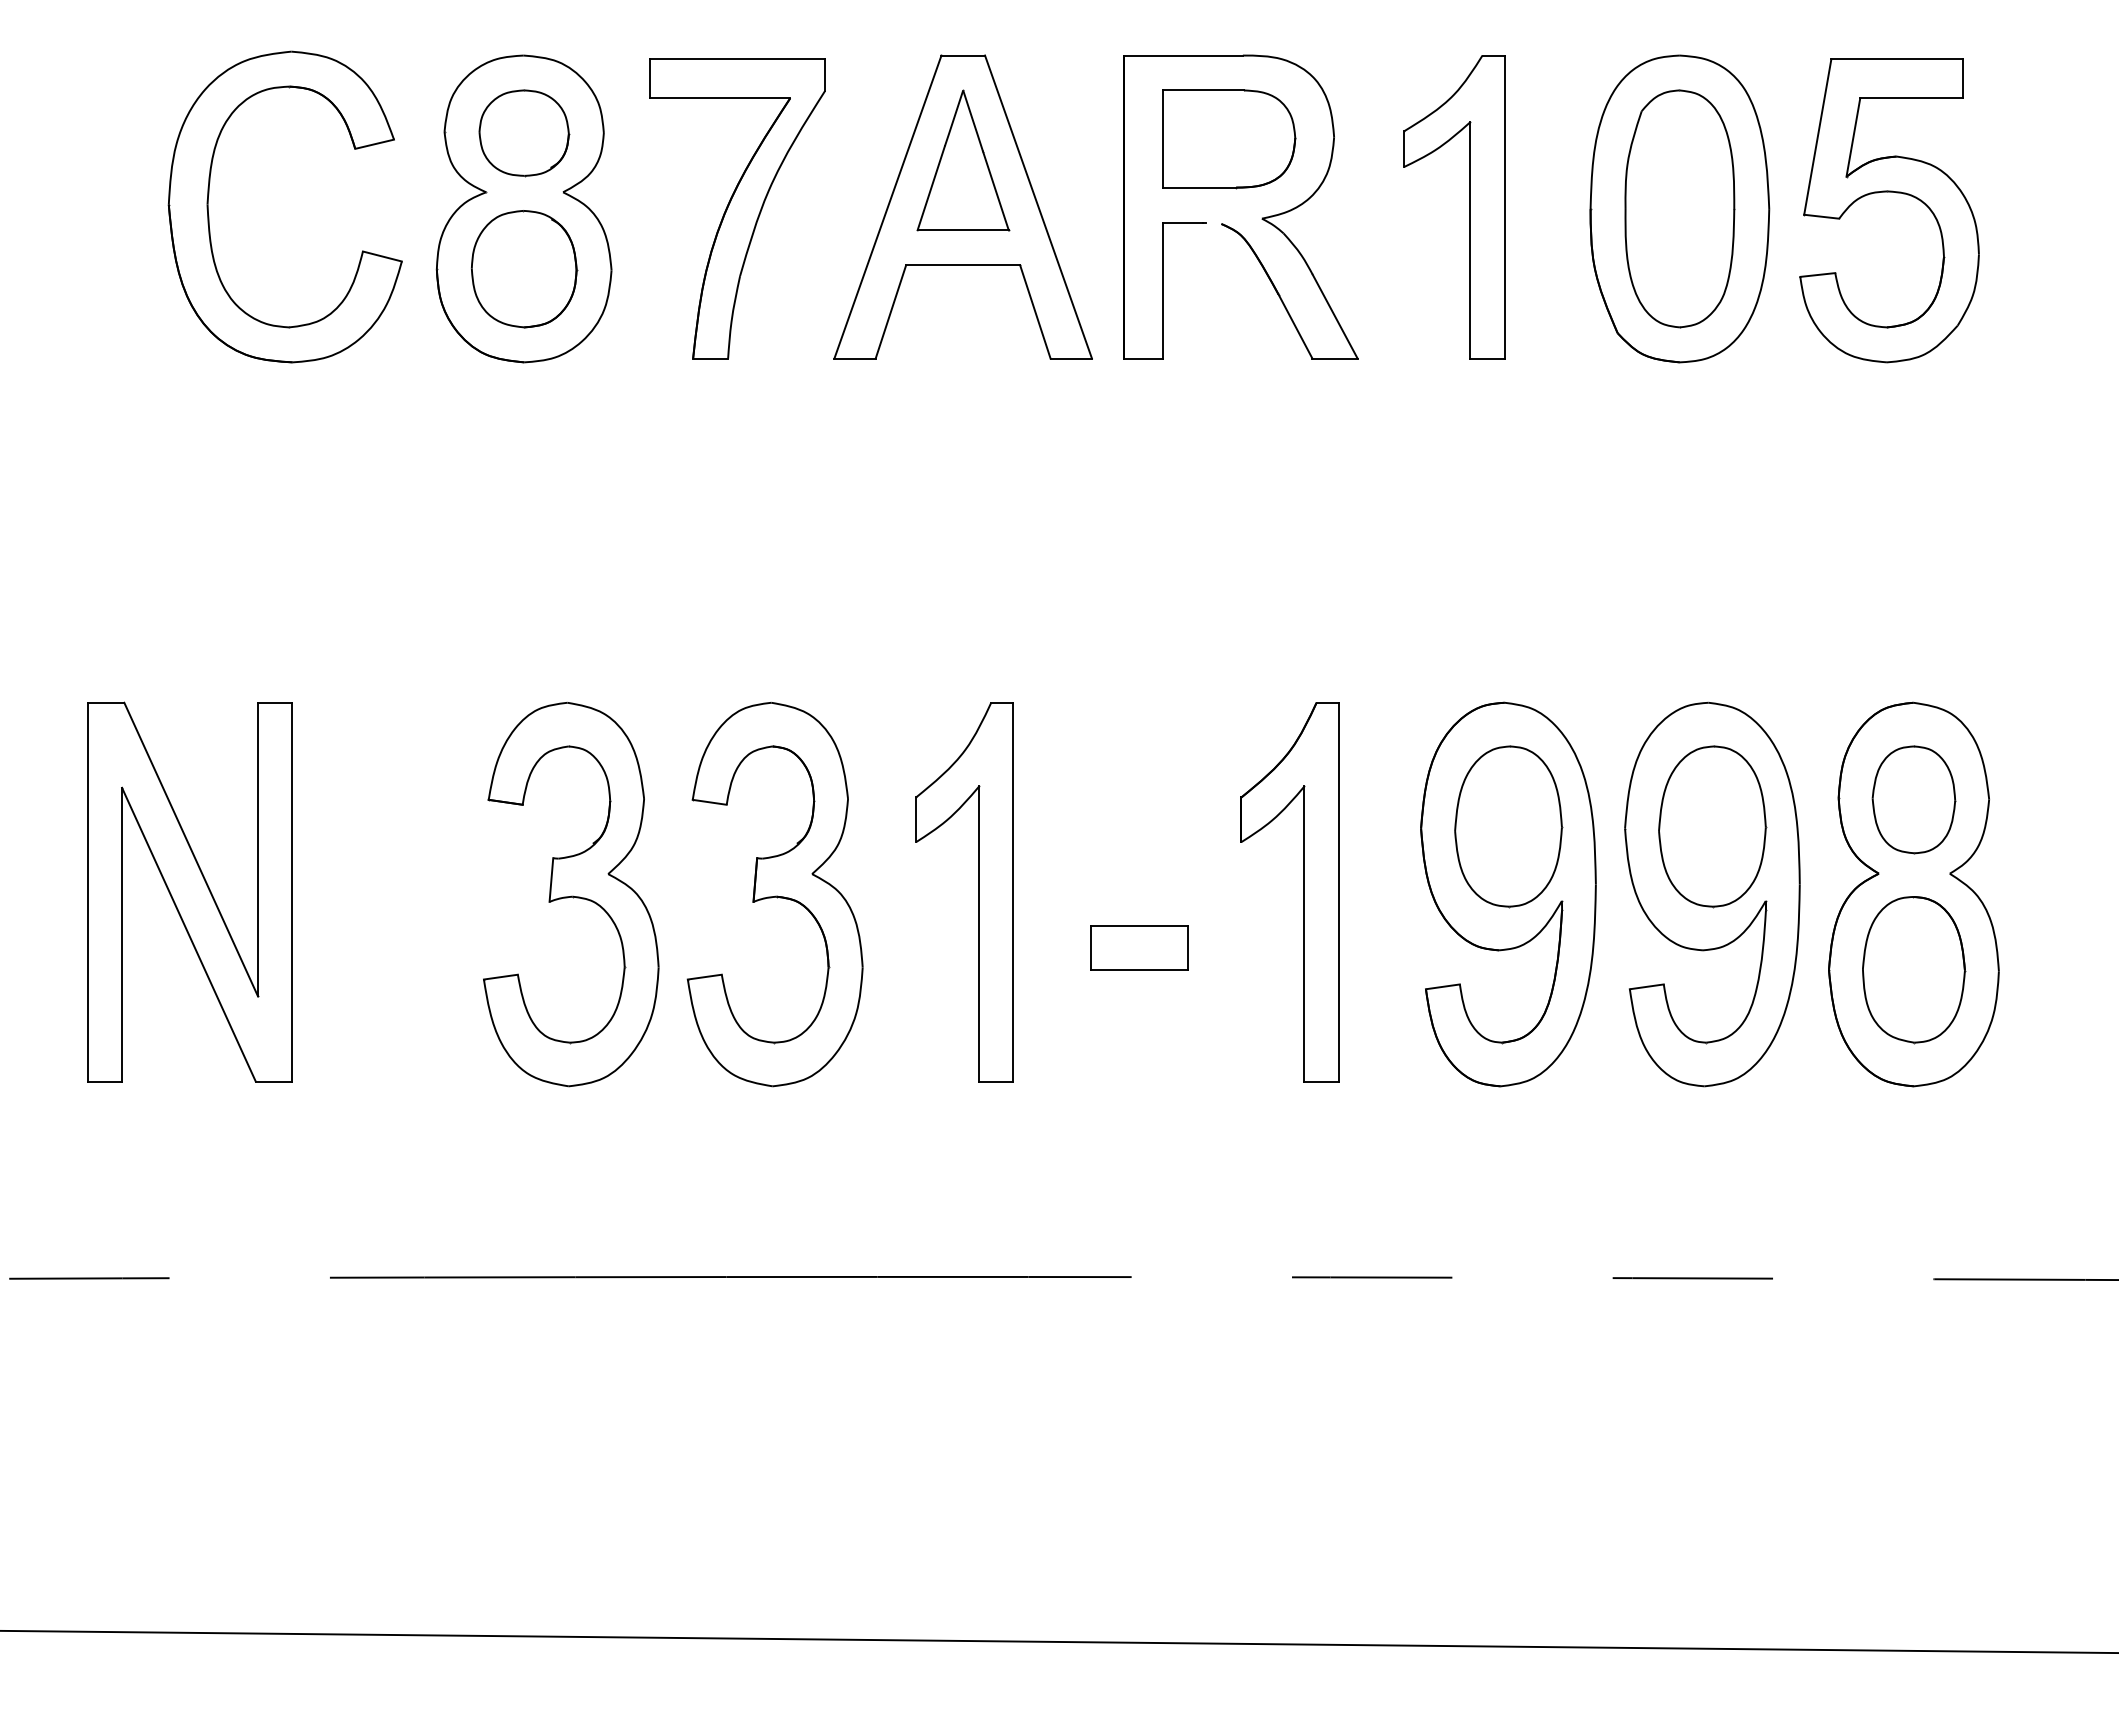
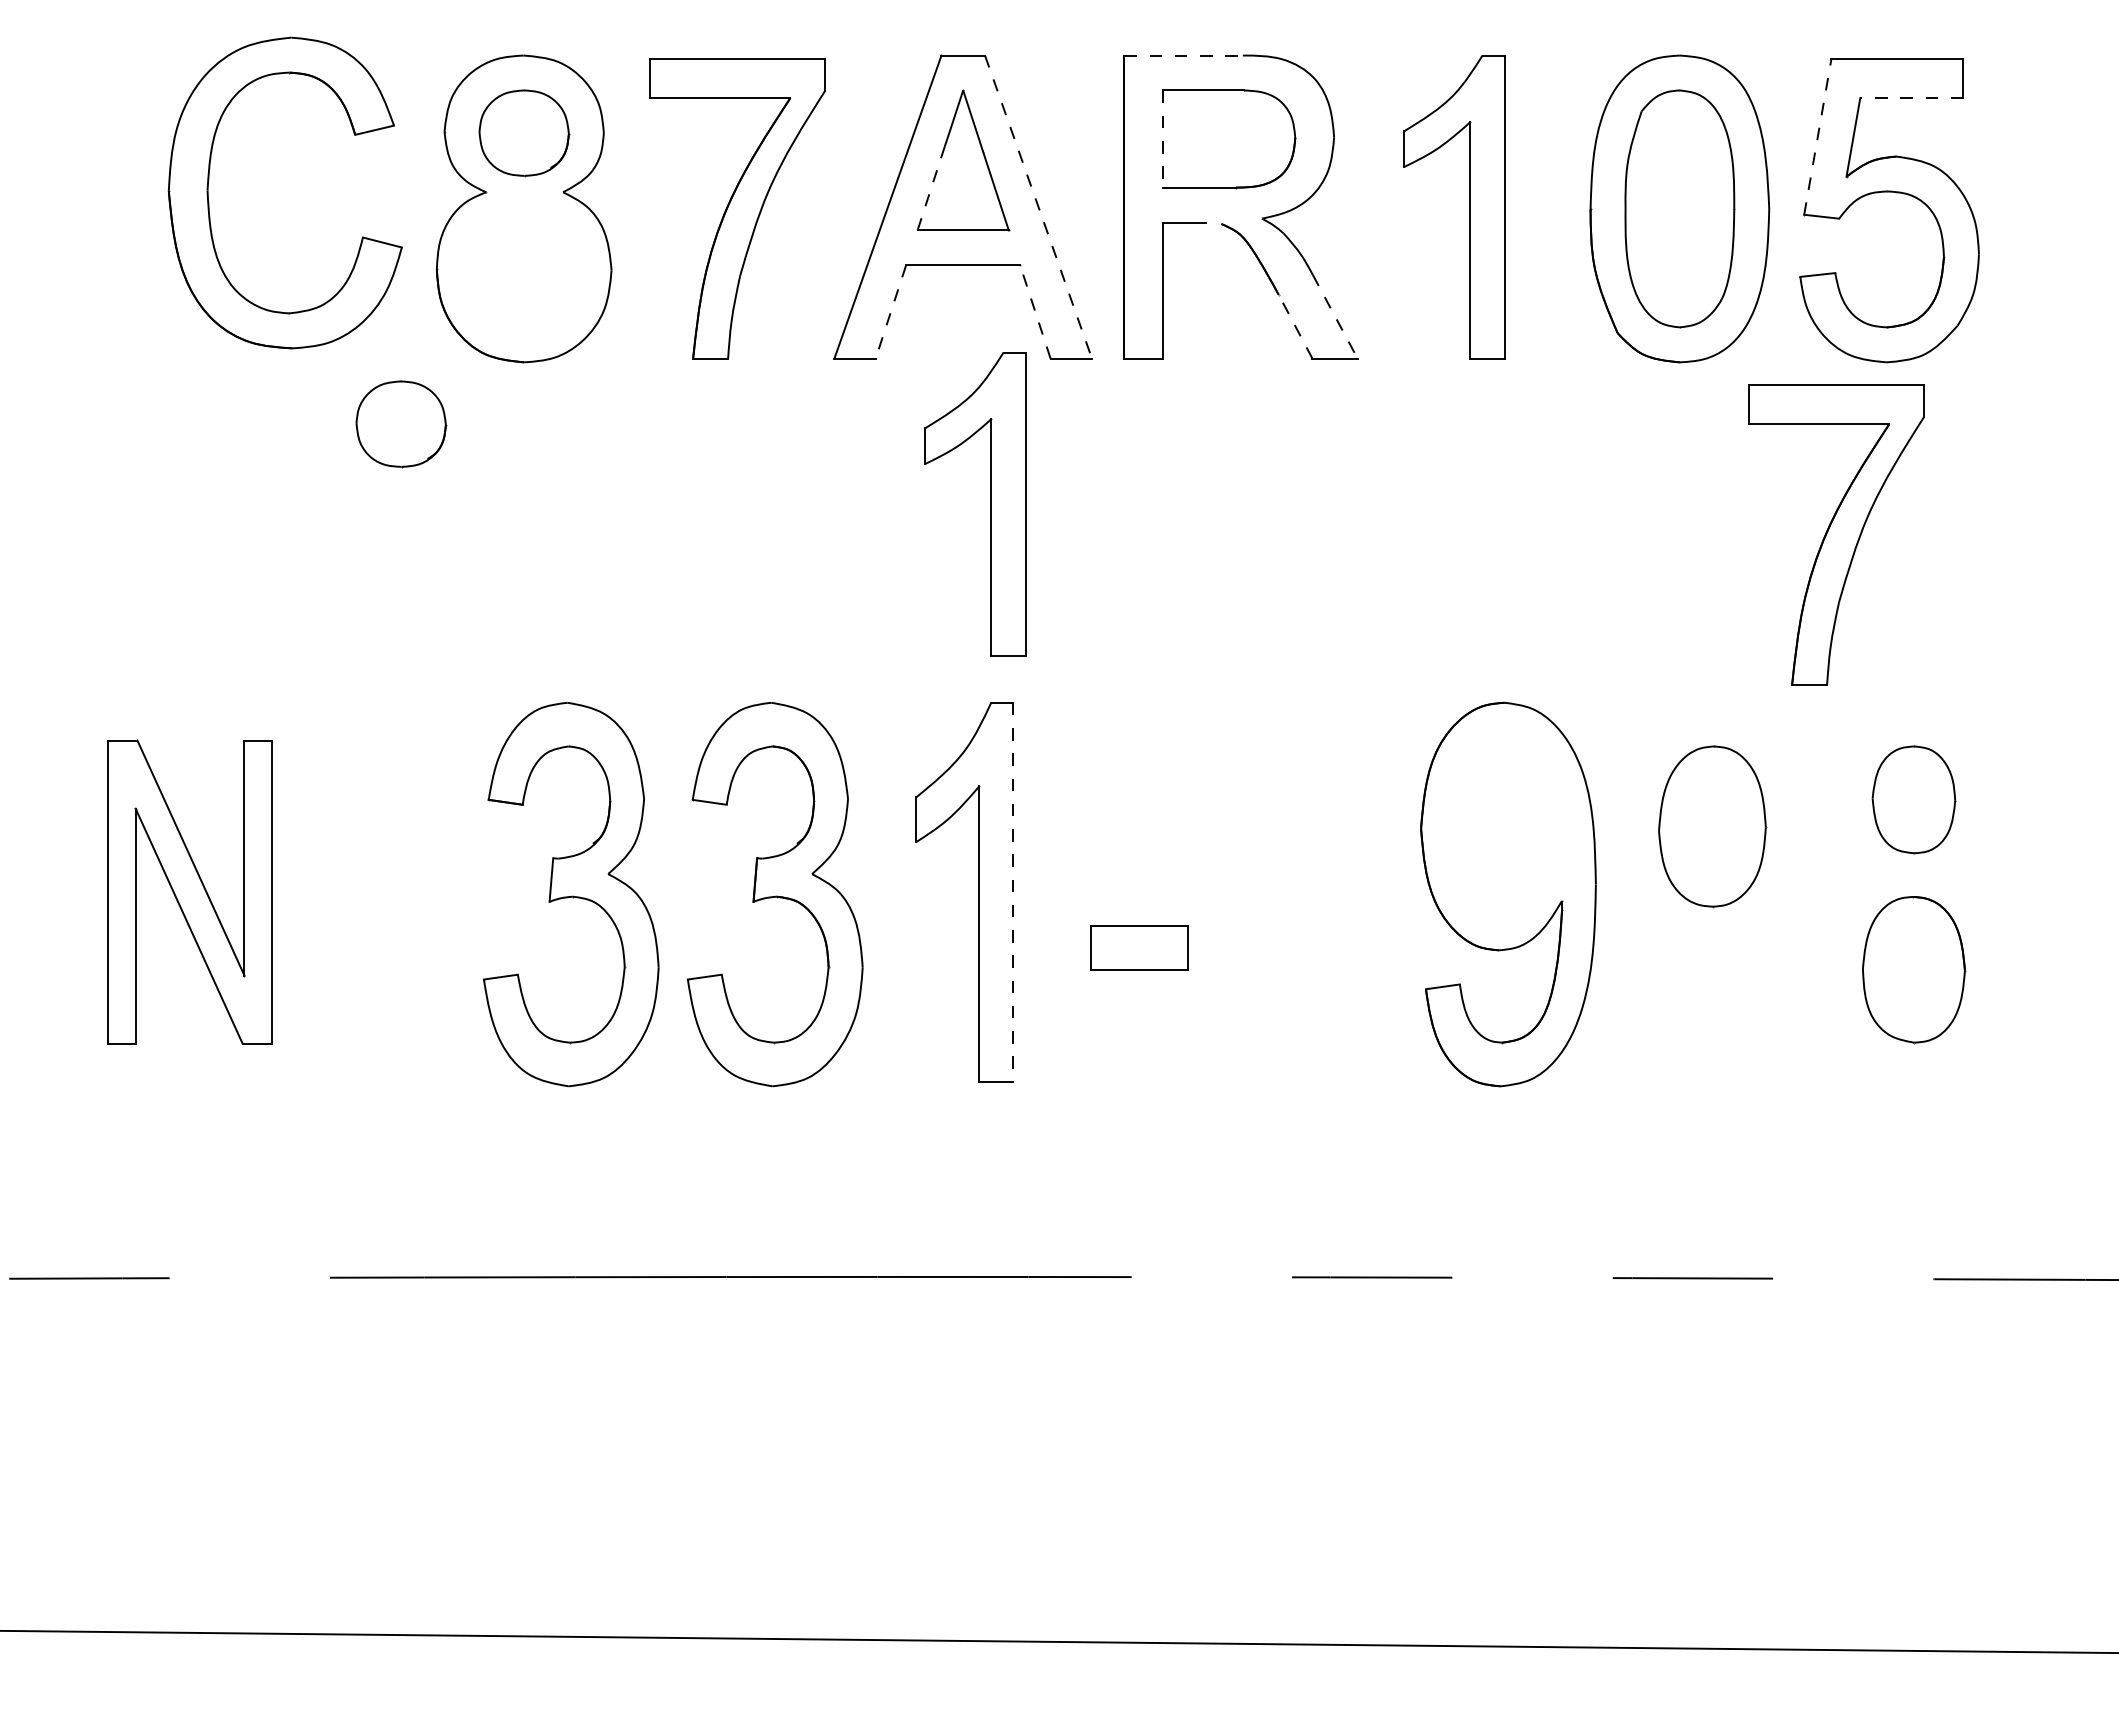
line: solid -> dashed (1184, 55)
line: solid -> dashed (1911, 98)
line: solid -> dashed (1817, 137)
line: solid -> dashed (1163, 139)
line: solid -> dashed (931, 188)
line: solid -> dashed (1038, 207)
part position: (209, 216) -> (209, 202) (209, 202)
part: present -> none (524, 269)
line: solid -> dashed (1035, 311)
line: solid -> dashed (890, 312)
line: solid -> dashed (1335, 317)
line: solid -> dashed (1295, 326)
part: none -> present (401, 424)
part: none -> present (990, 504)
part: none -> present (1836, 534)
part: present -> none (1508, 826)
part size: 206x382 px -> 166x306 px (189, 891)
line: solid -> dashed (1013, 892)
part: present -> none (1303, 892)
part: present -> none (1712, 894)
part: present -> none (1913, 894)
